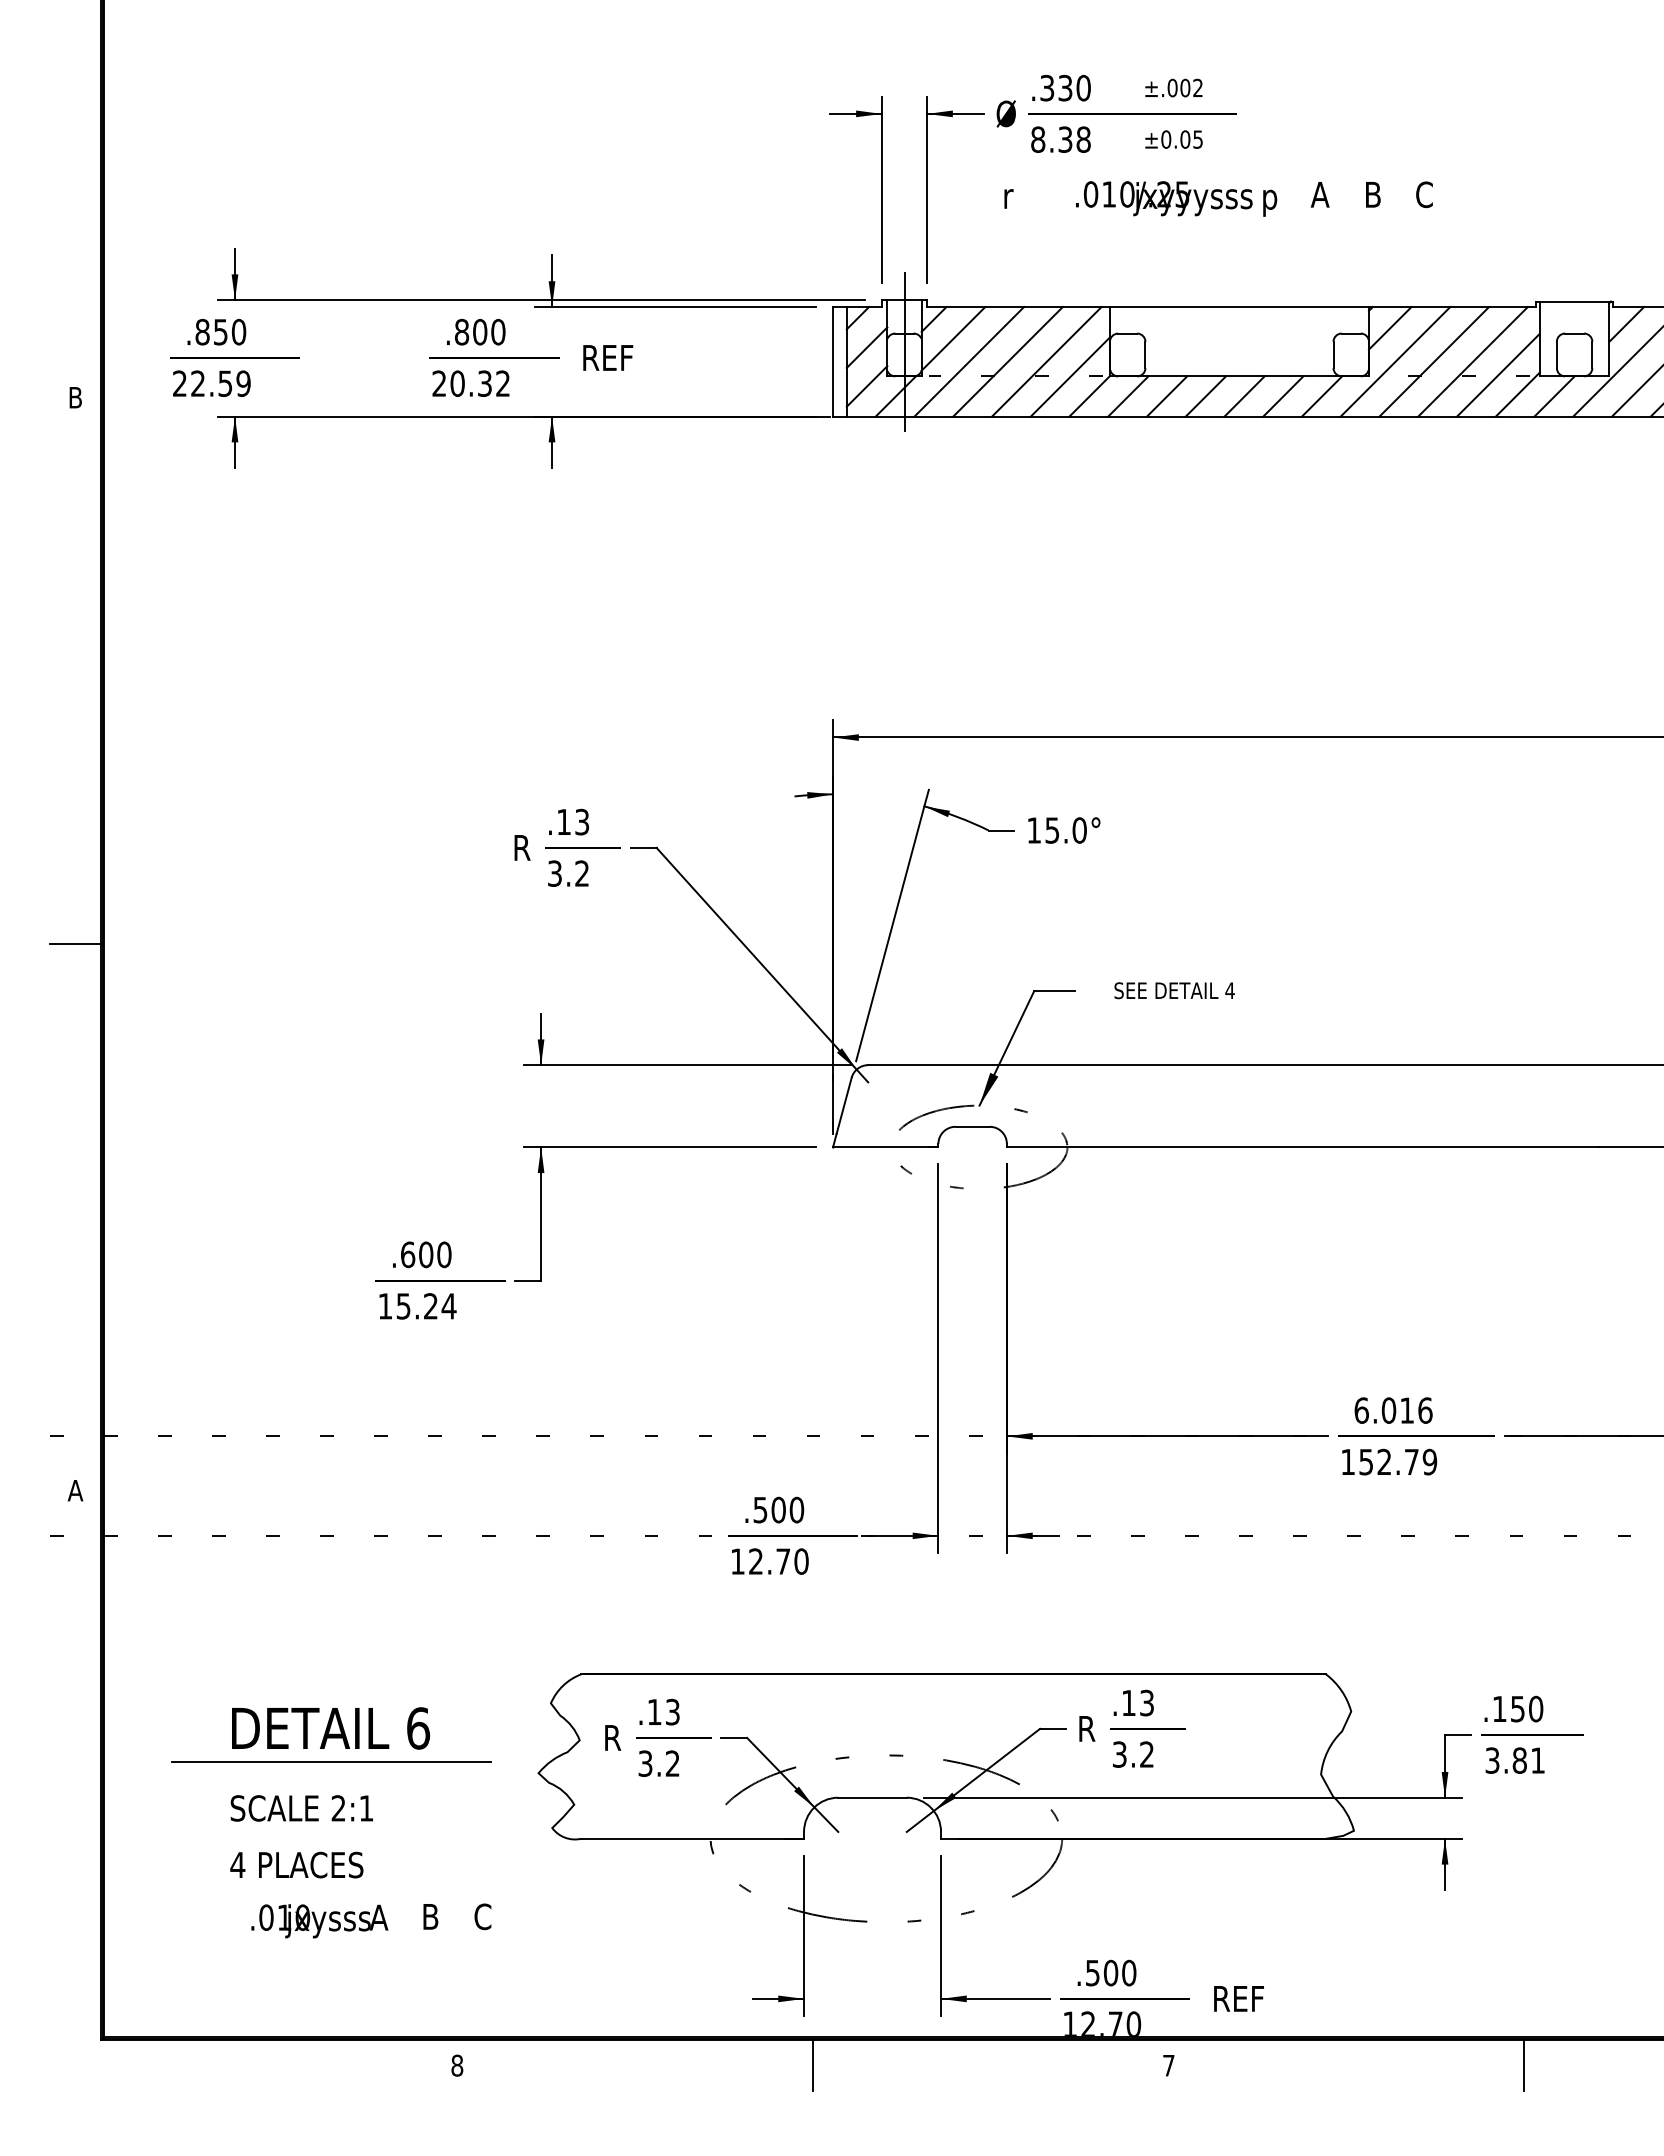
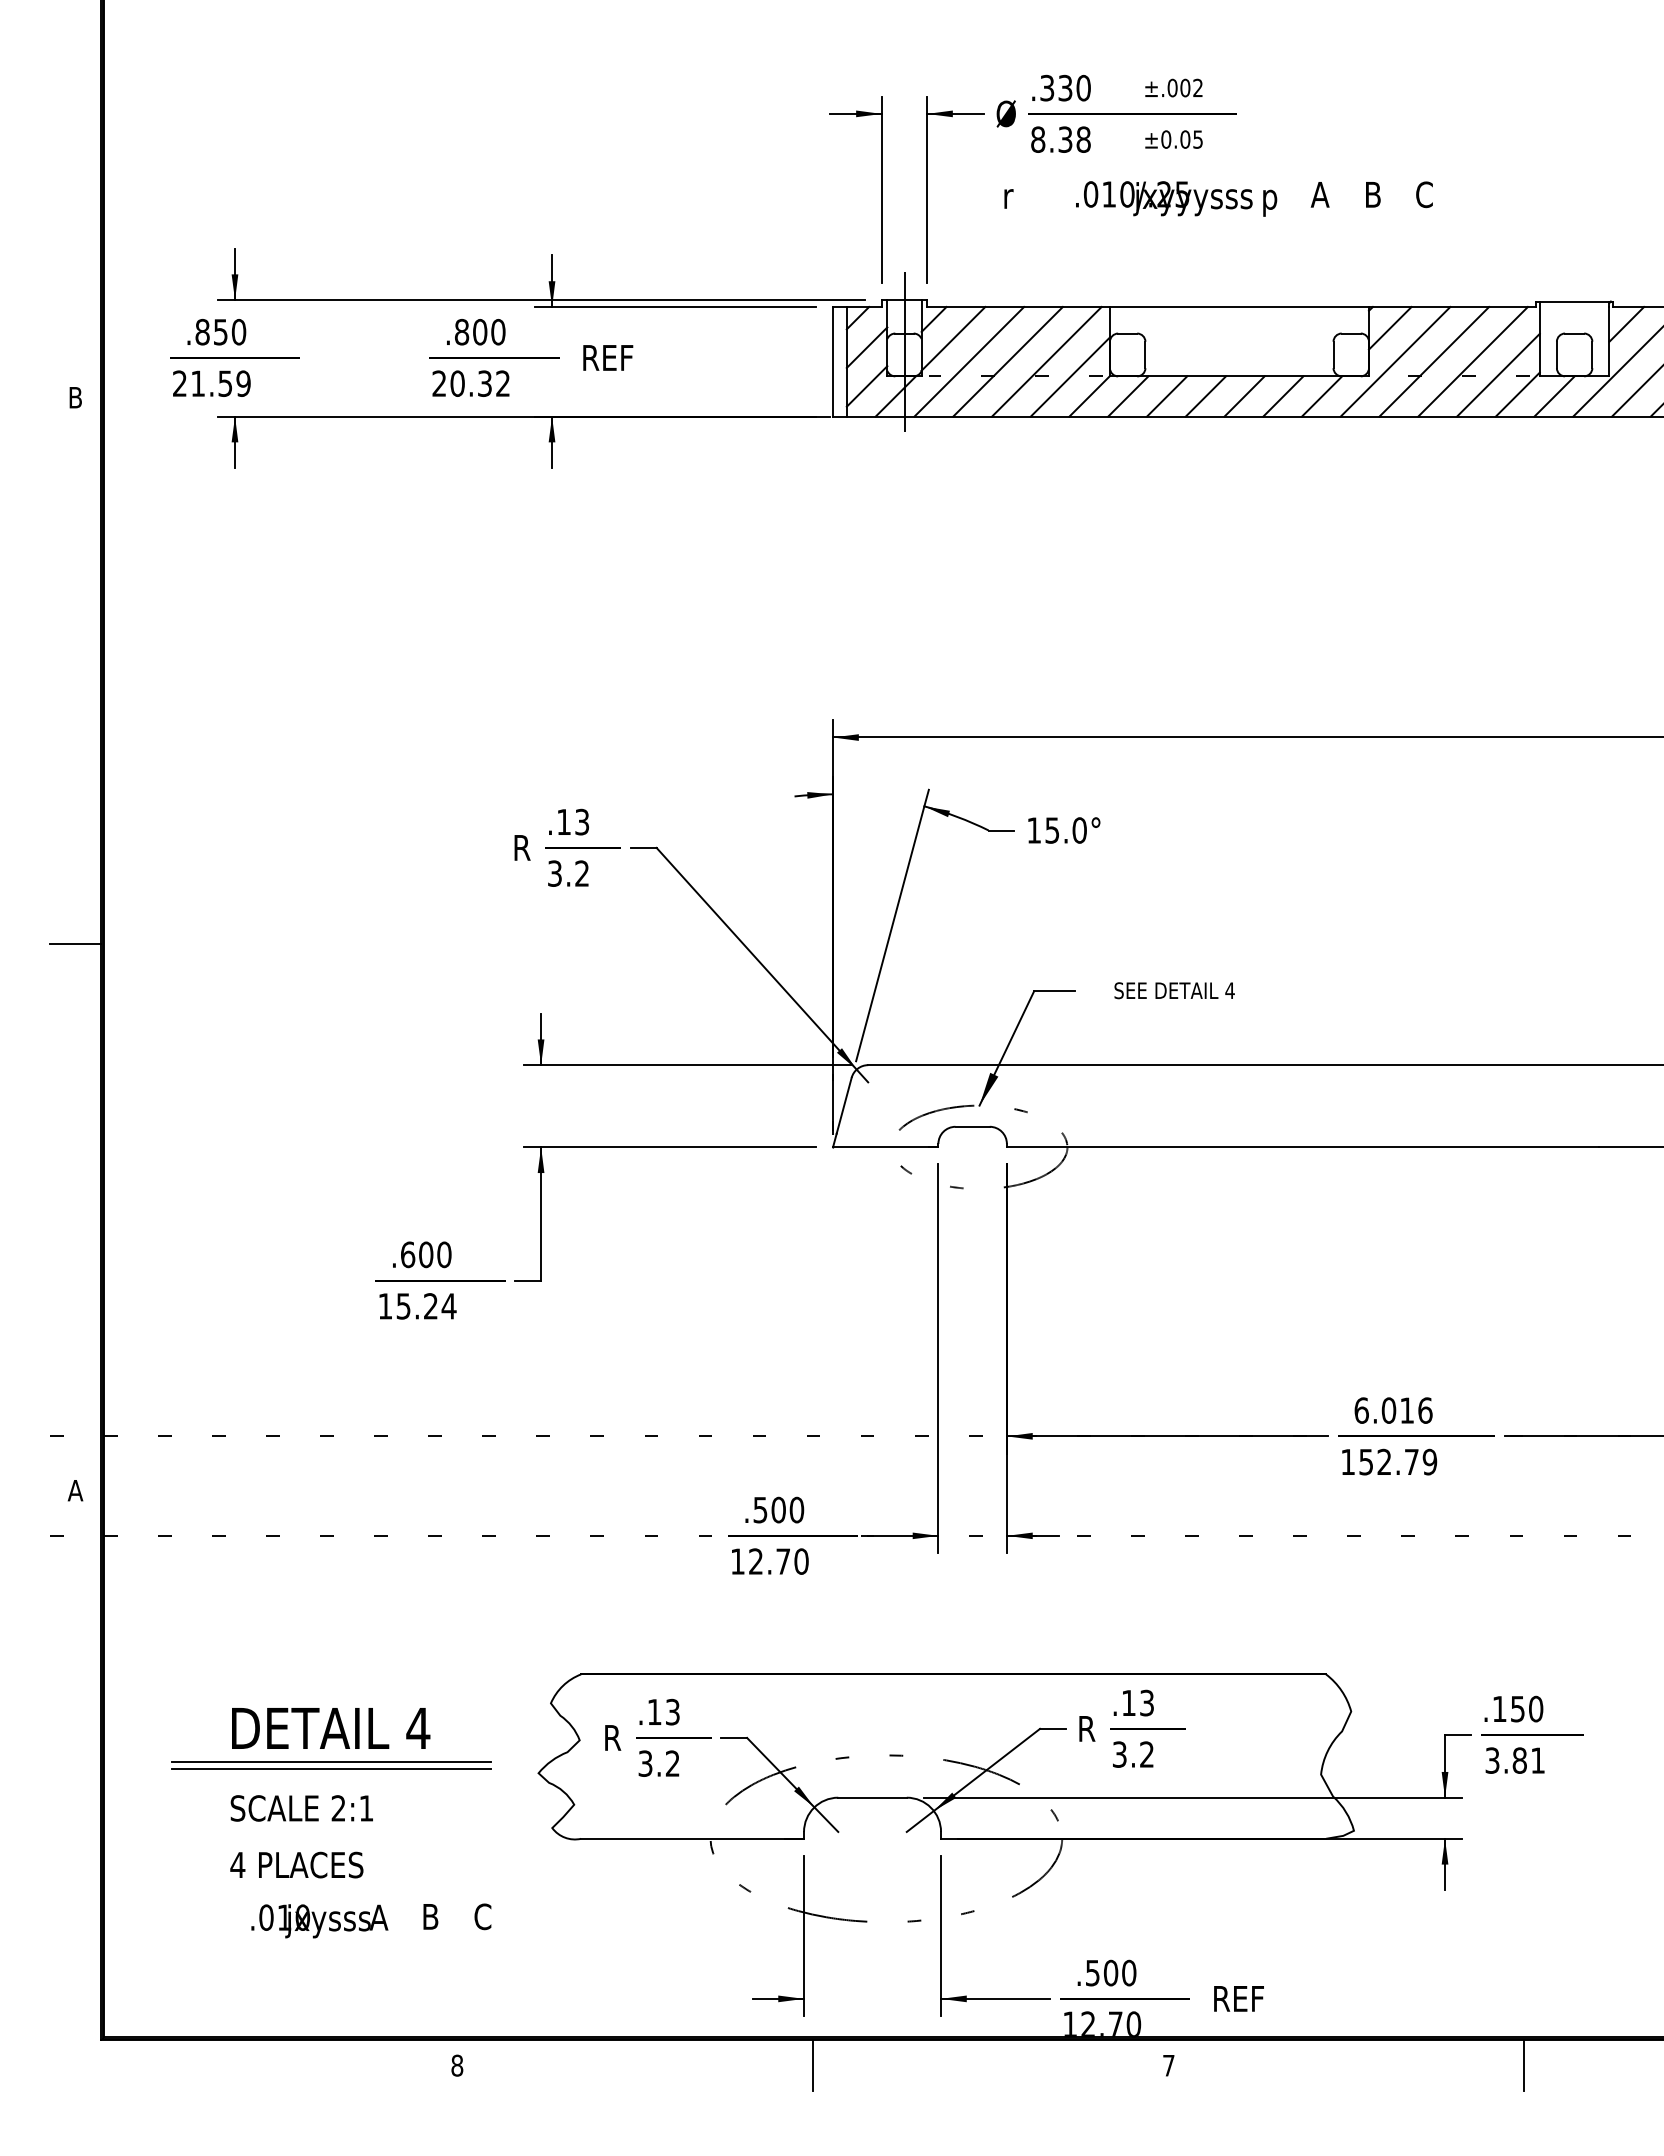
text: 22.59 -> 21.59 (197, 383)
text: 6 -> 4 (418, 1728)
line: none -> present (331, 1768)
